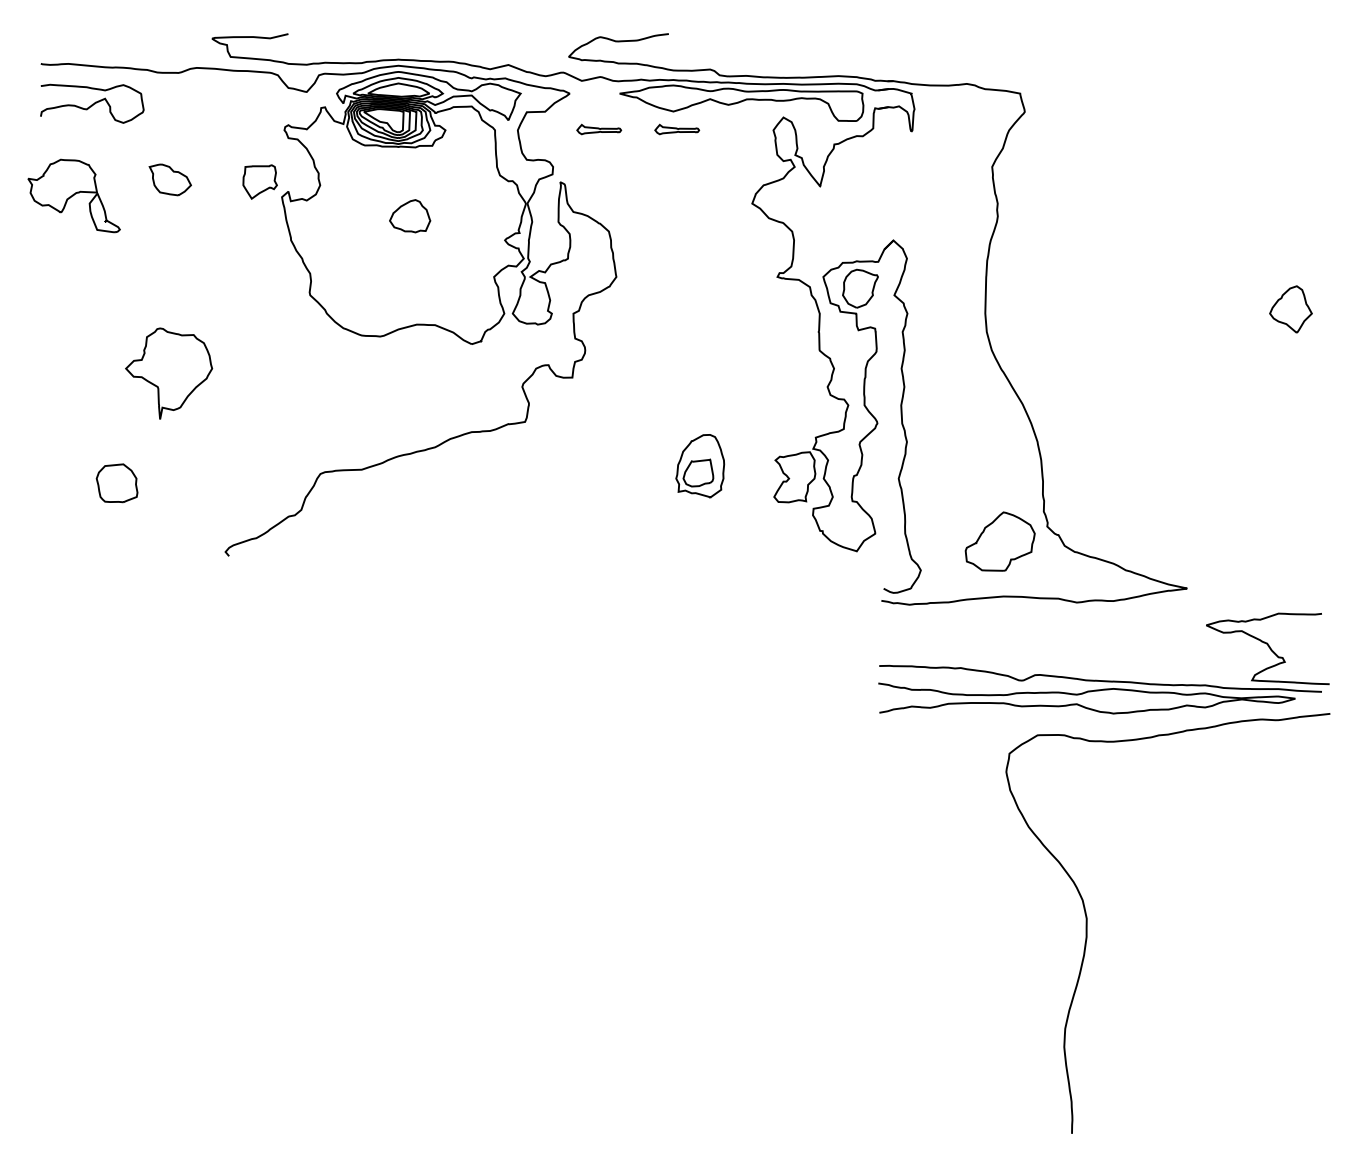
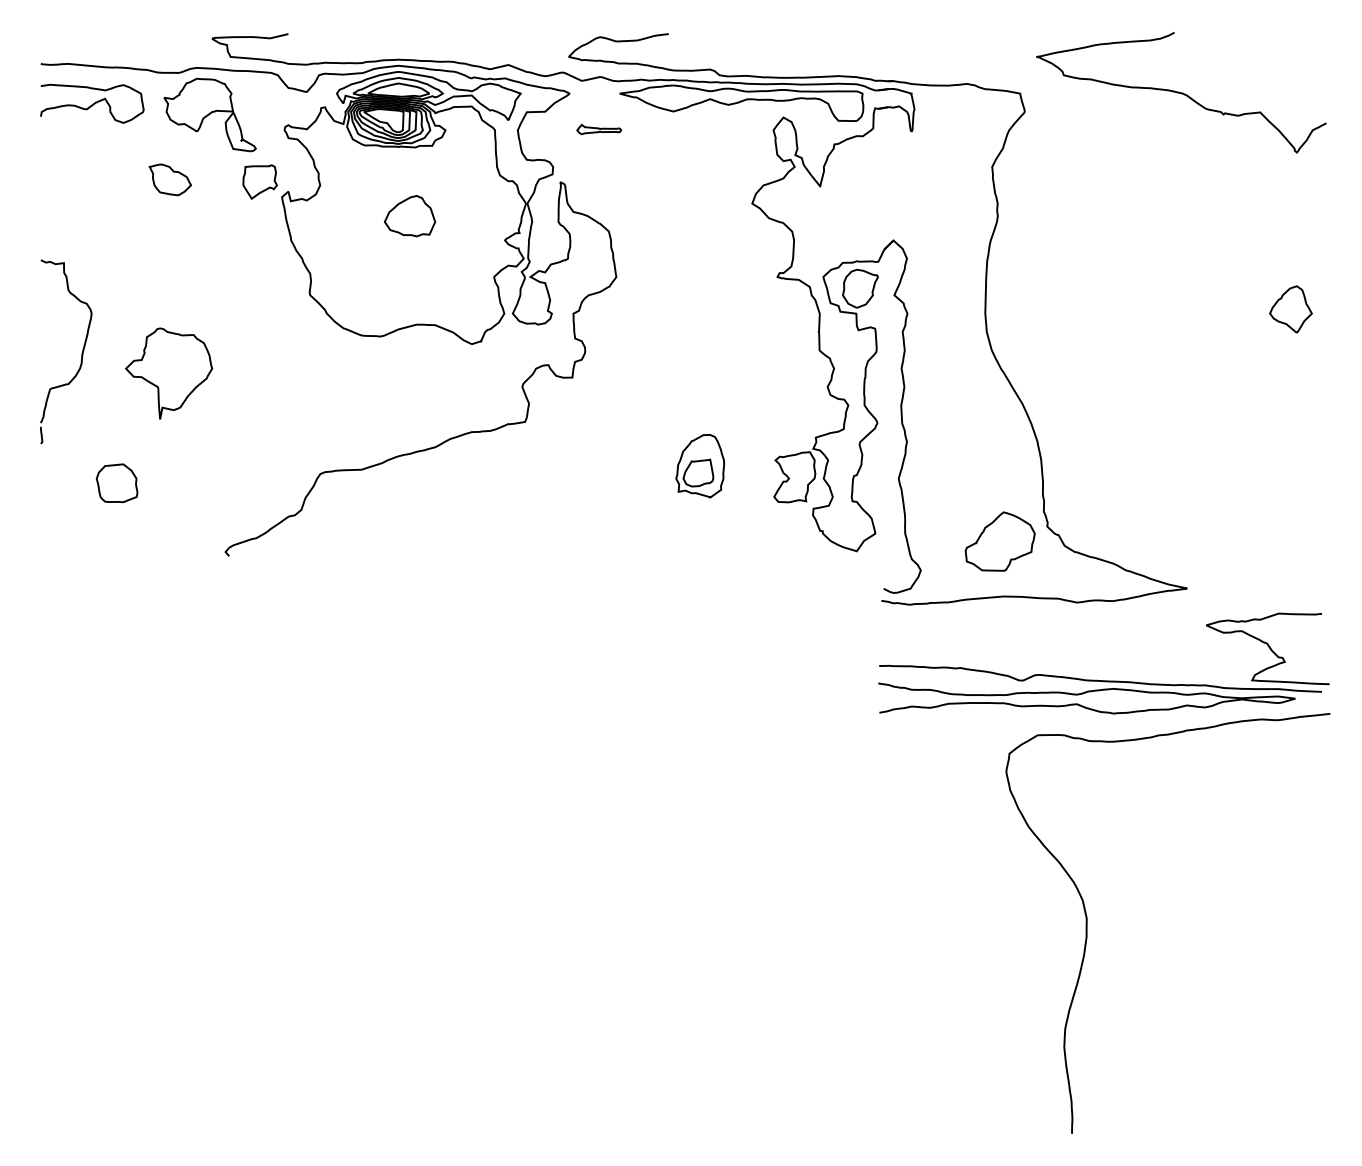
curve: none -> present (1181, 92)
part: present -> none (677, 129)
part position: (73, 195) -> (209, 114) (209, 114)
part size: 43x35 px -> 53x43 px (410, 216)
part: none -> present (81, 352)
